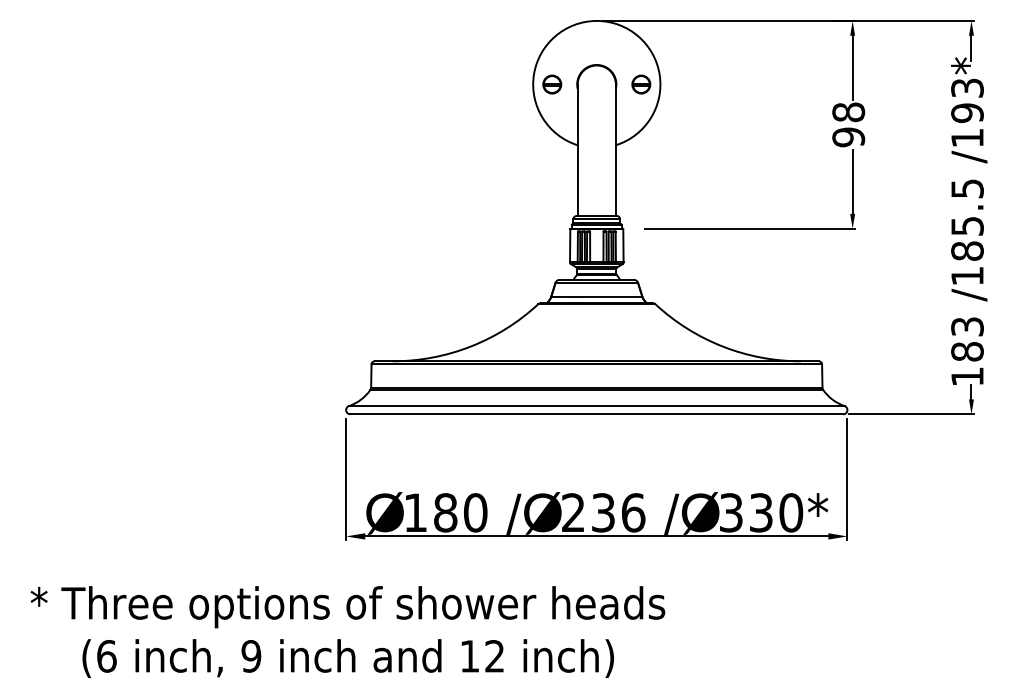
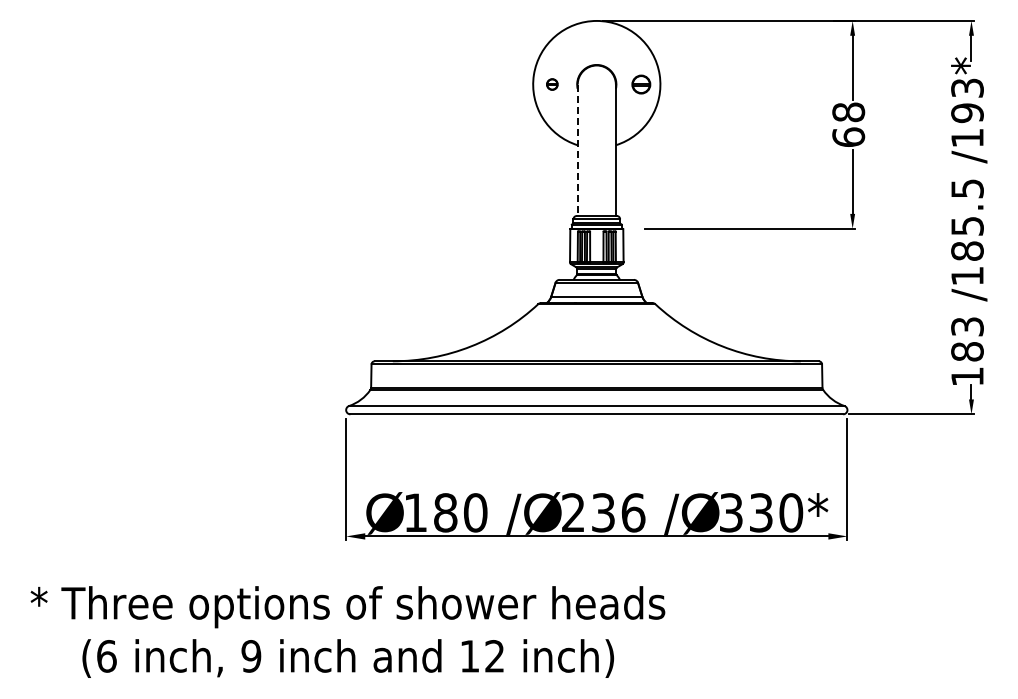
part size: 21x21 px -> 13x13 px (552, 84)
text: 98 -> 68 (848, 137)
line: solid -> dashed (577, 150)
